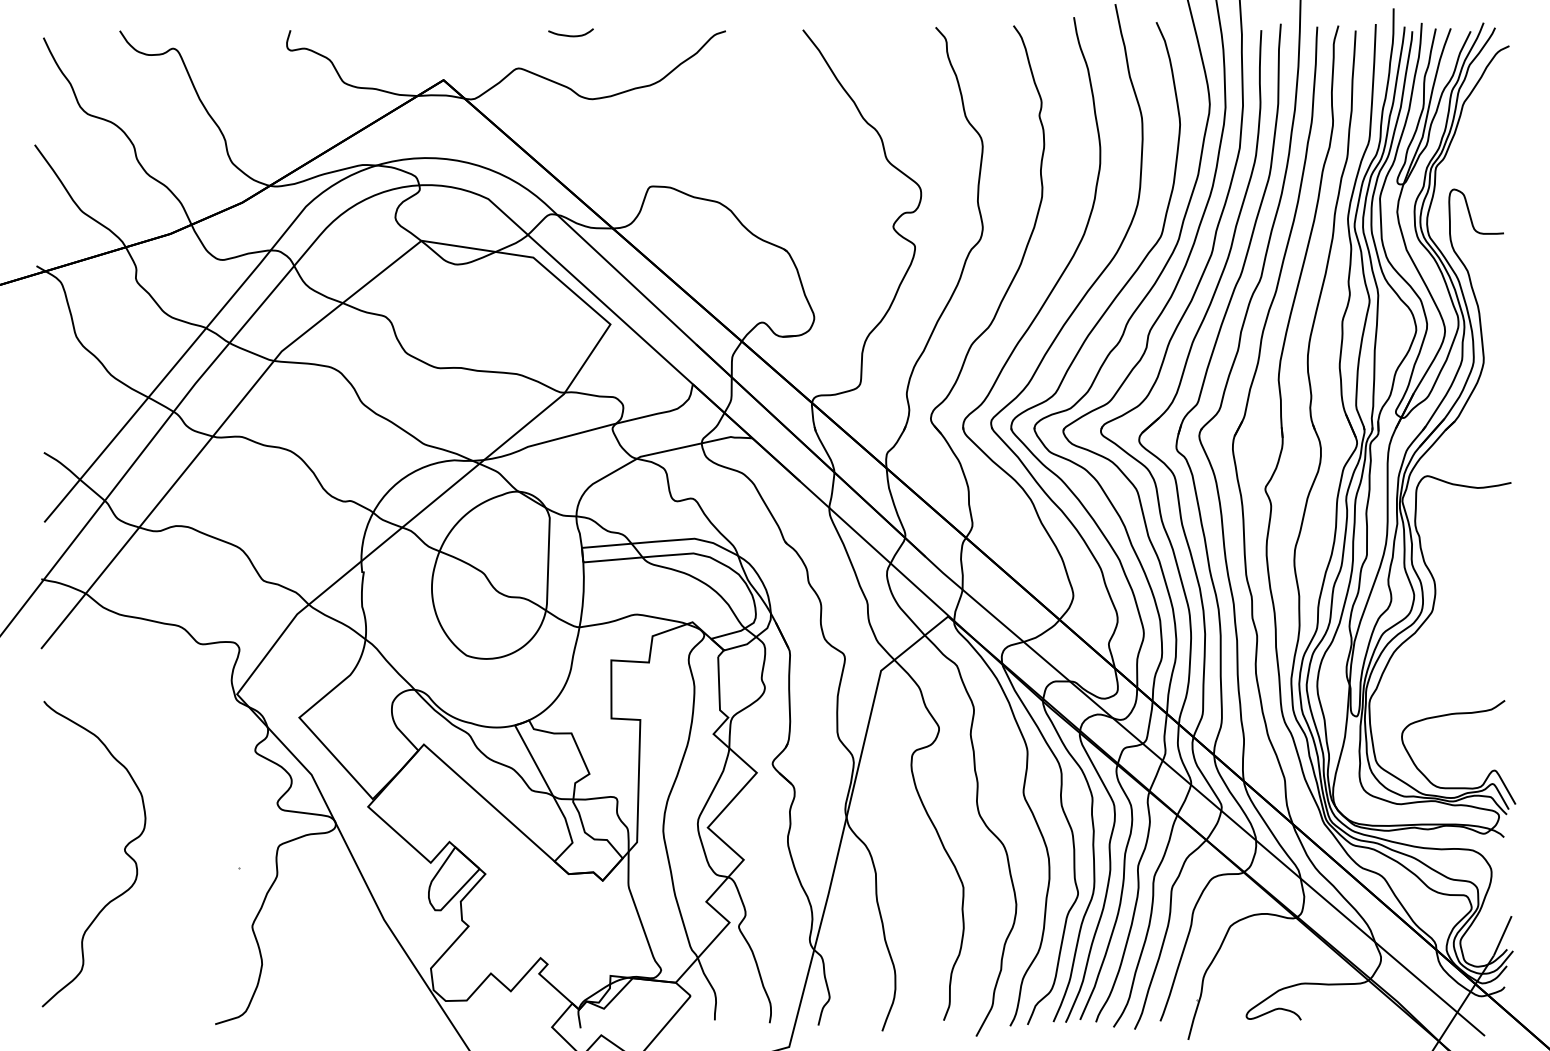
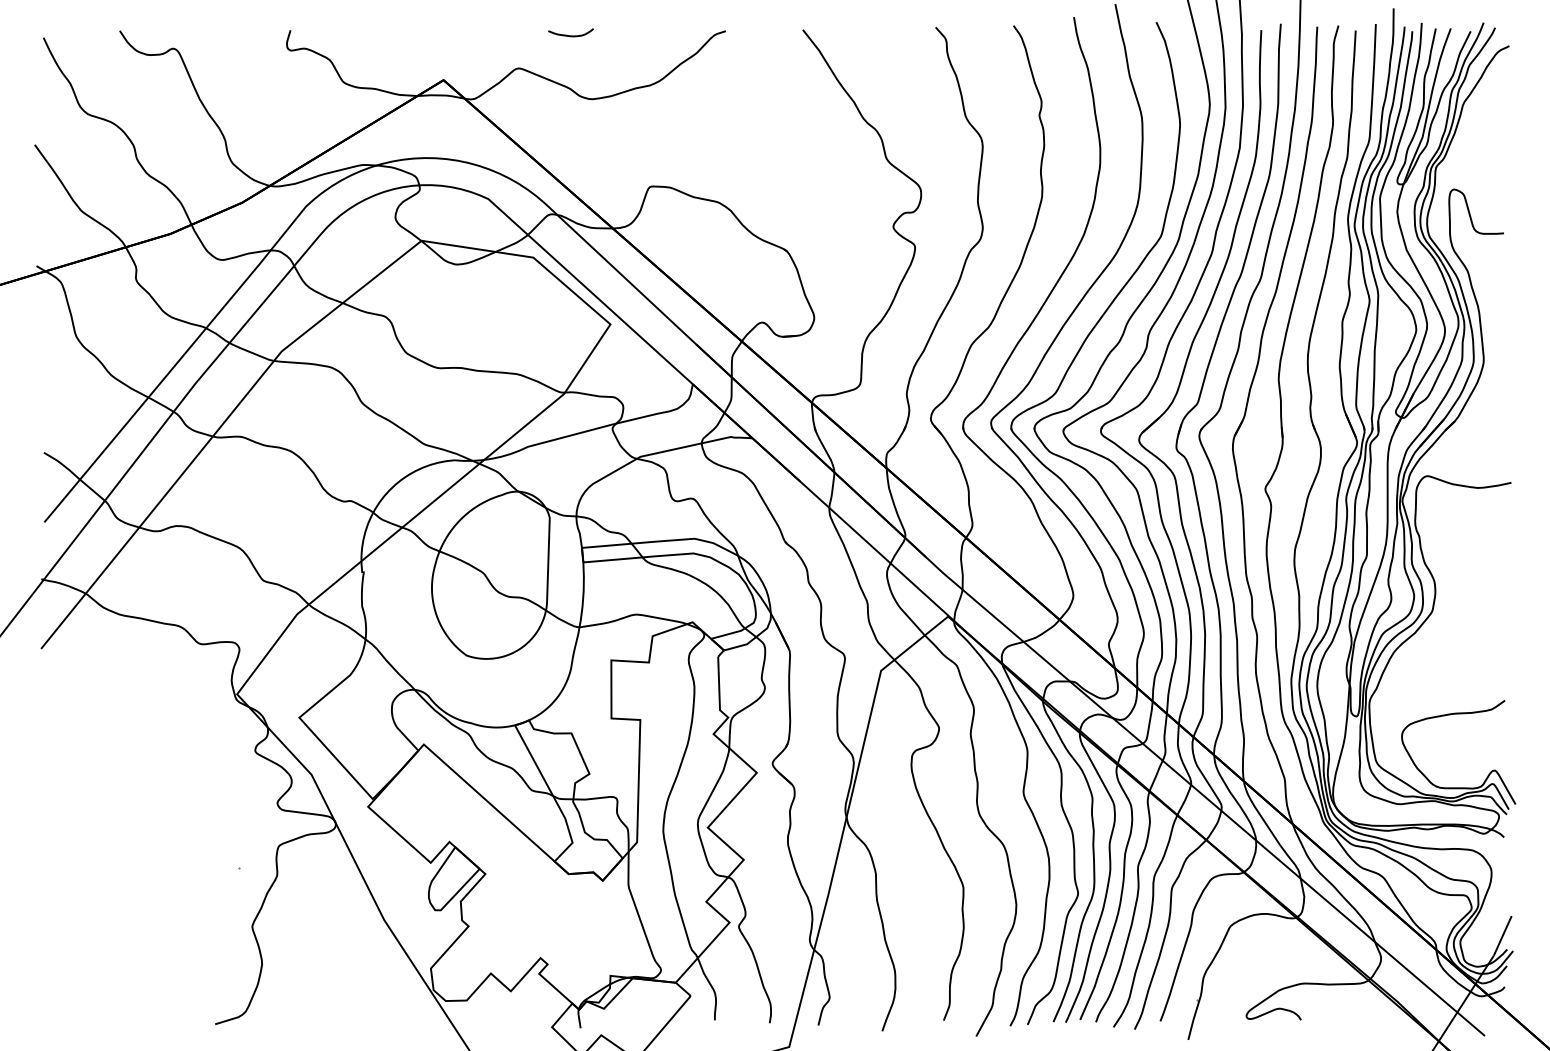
curve: present -> none (124, 852)
